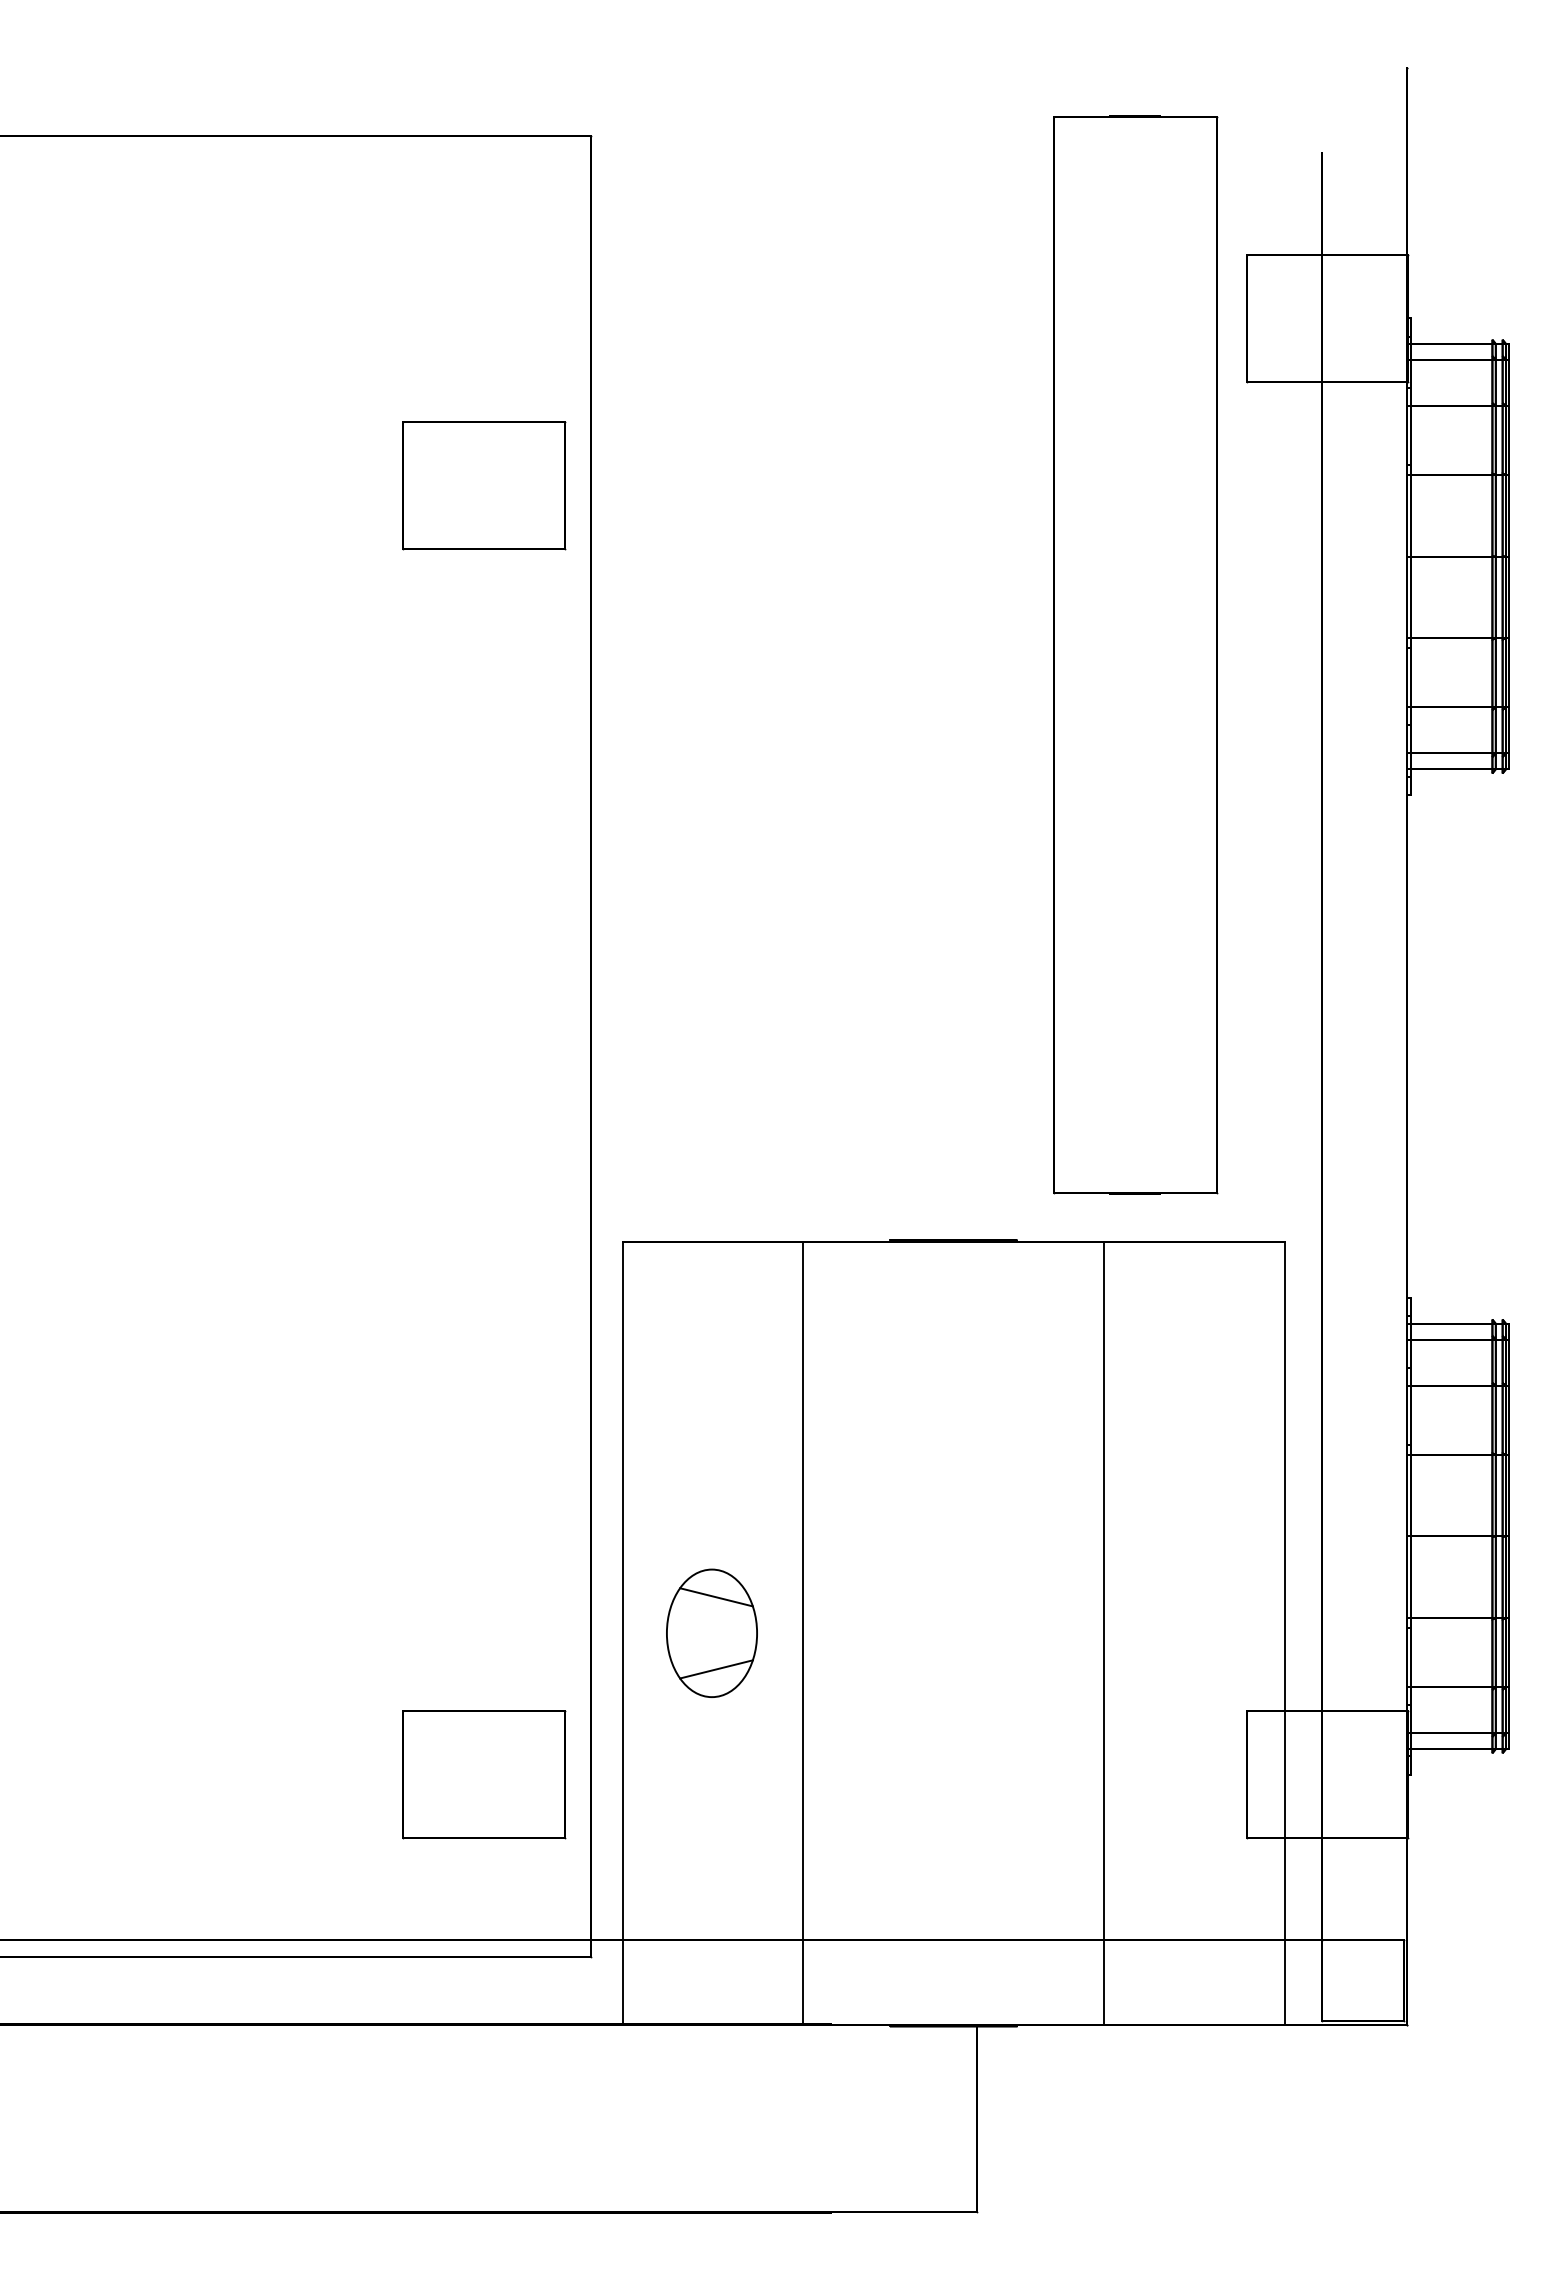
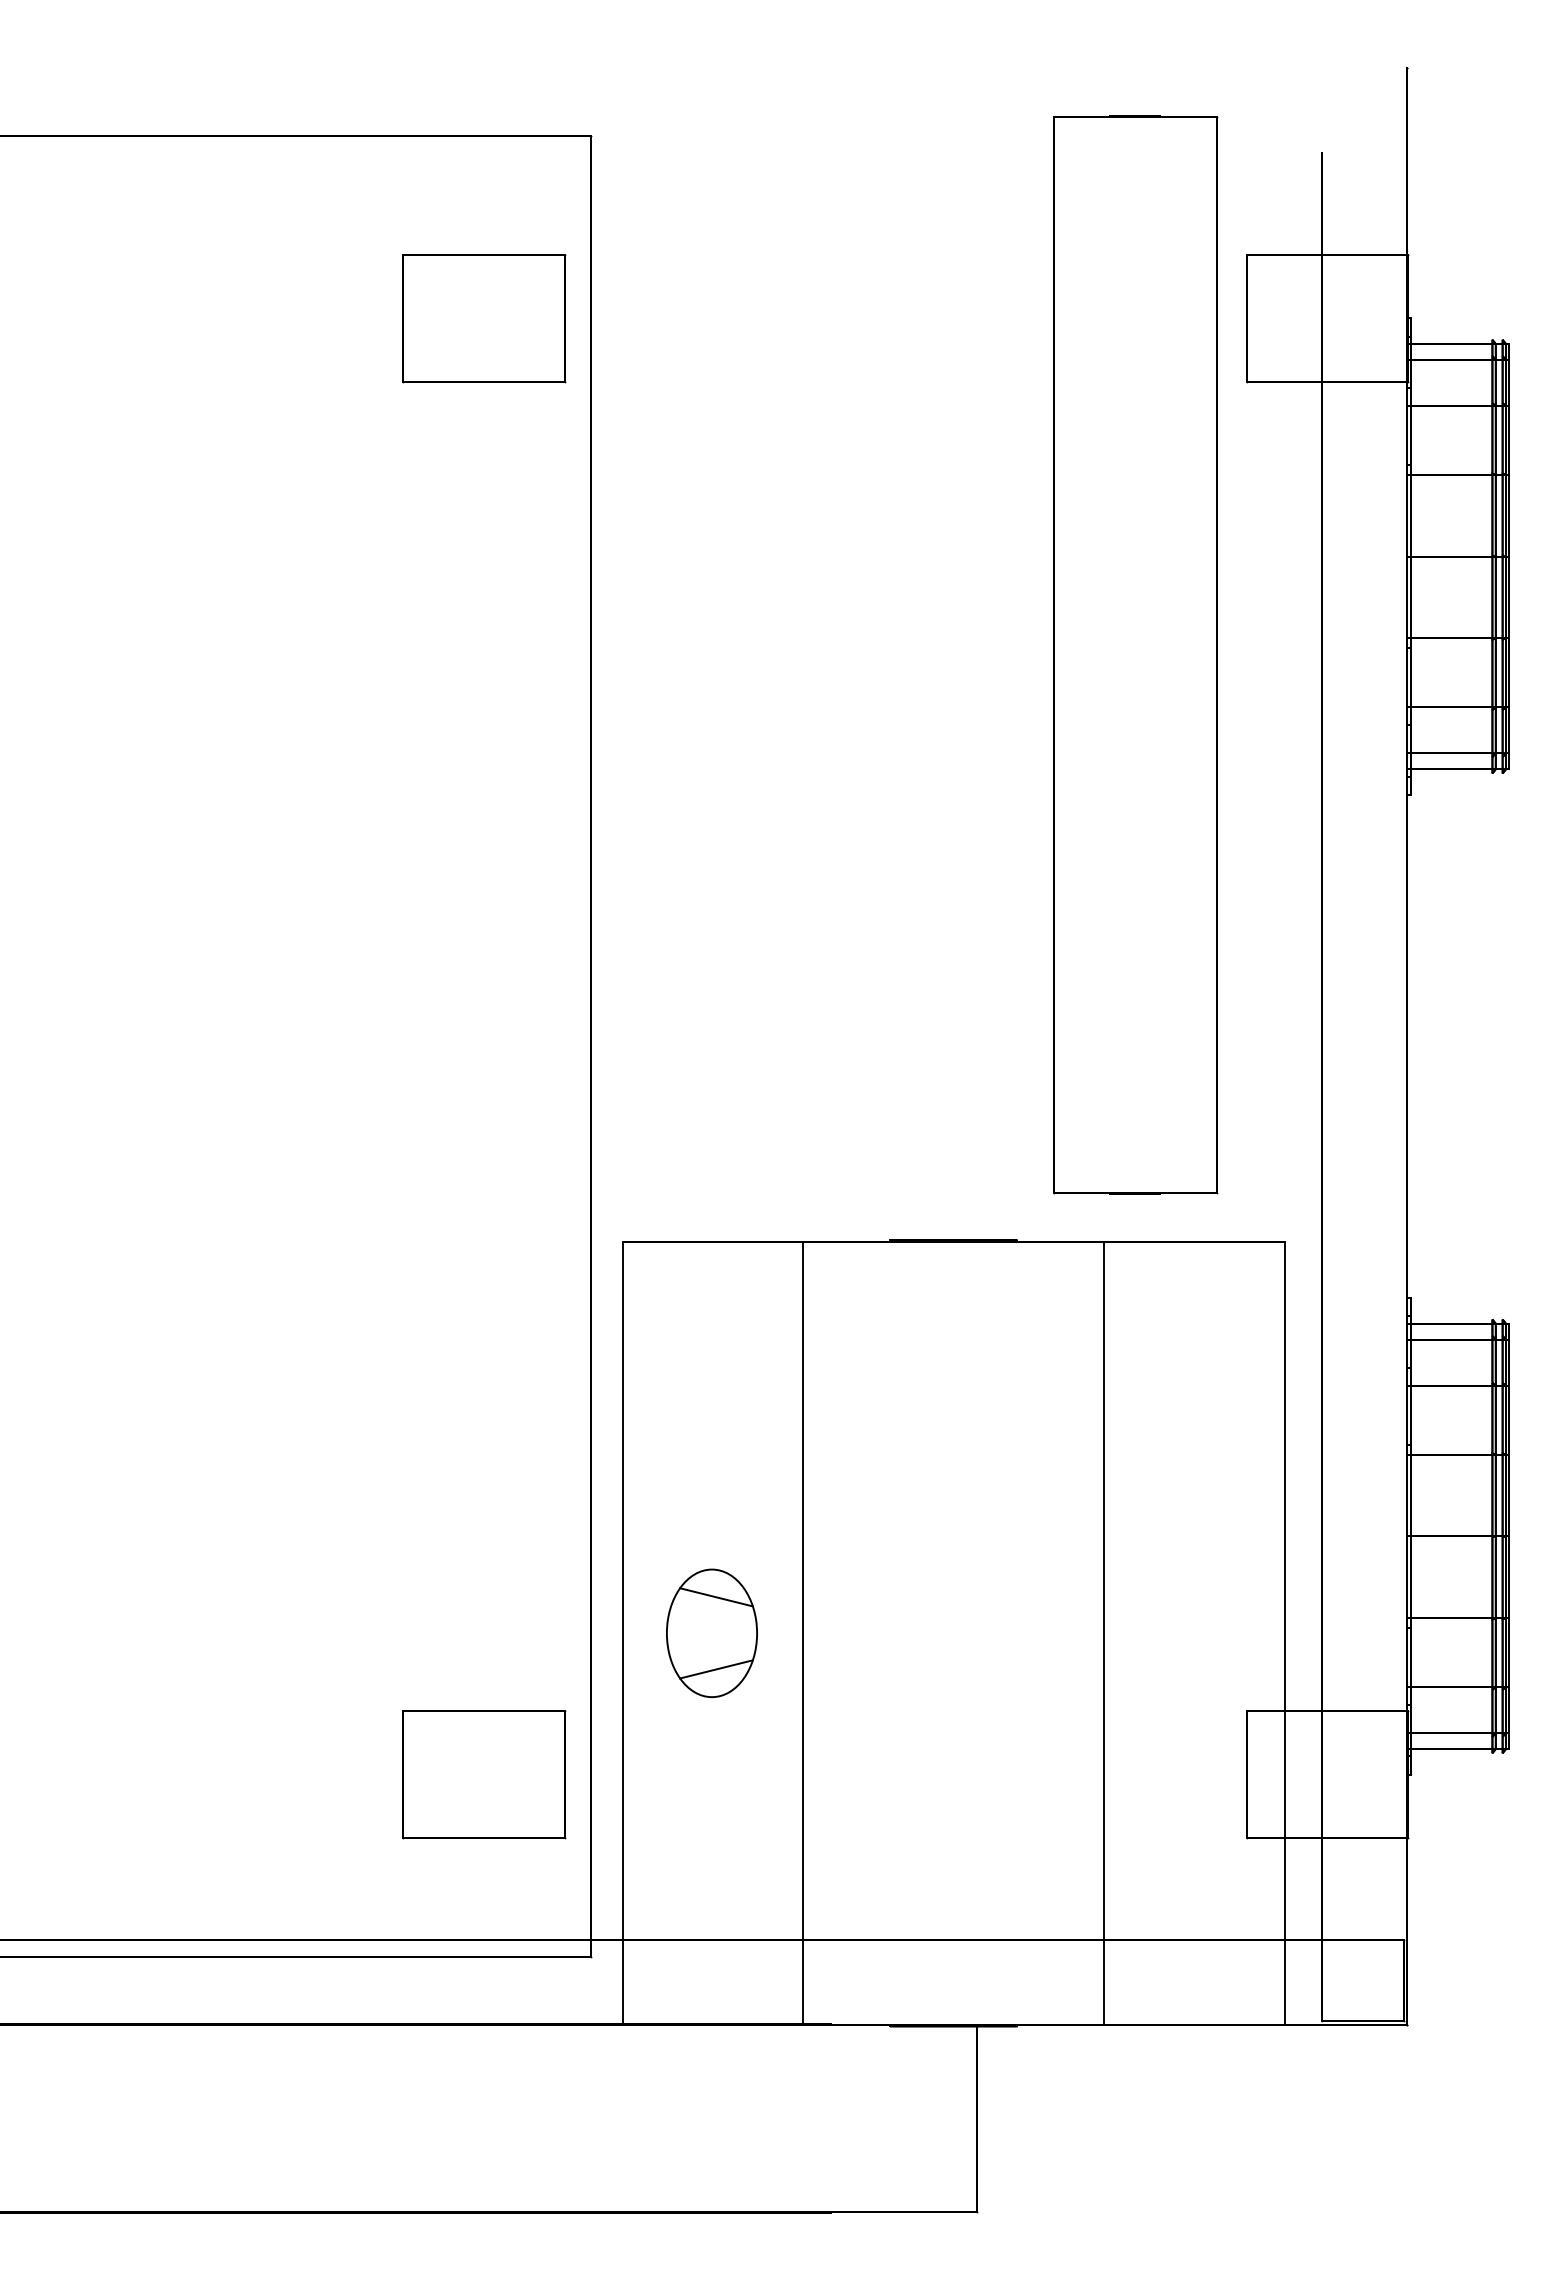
part position: (484, 485) -> (484, 318) (484, 318)
